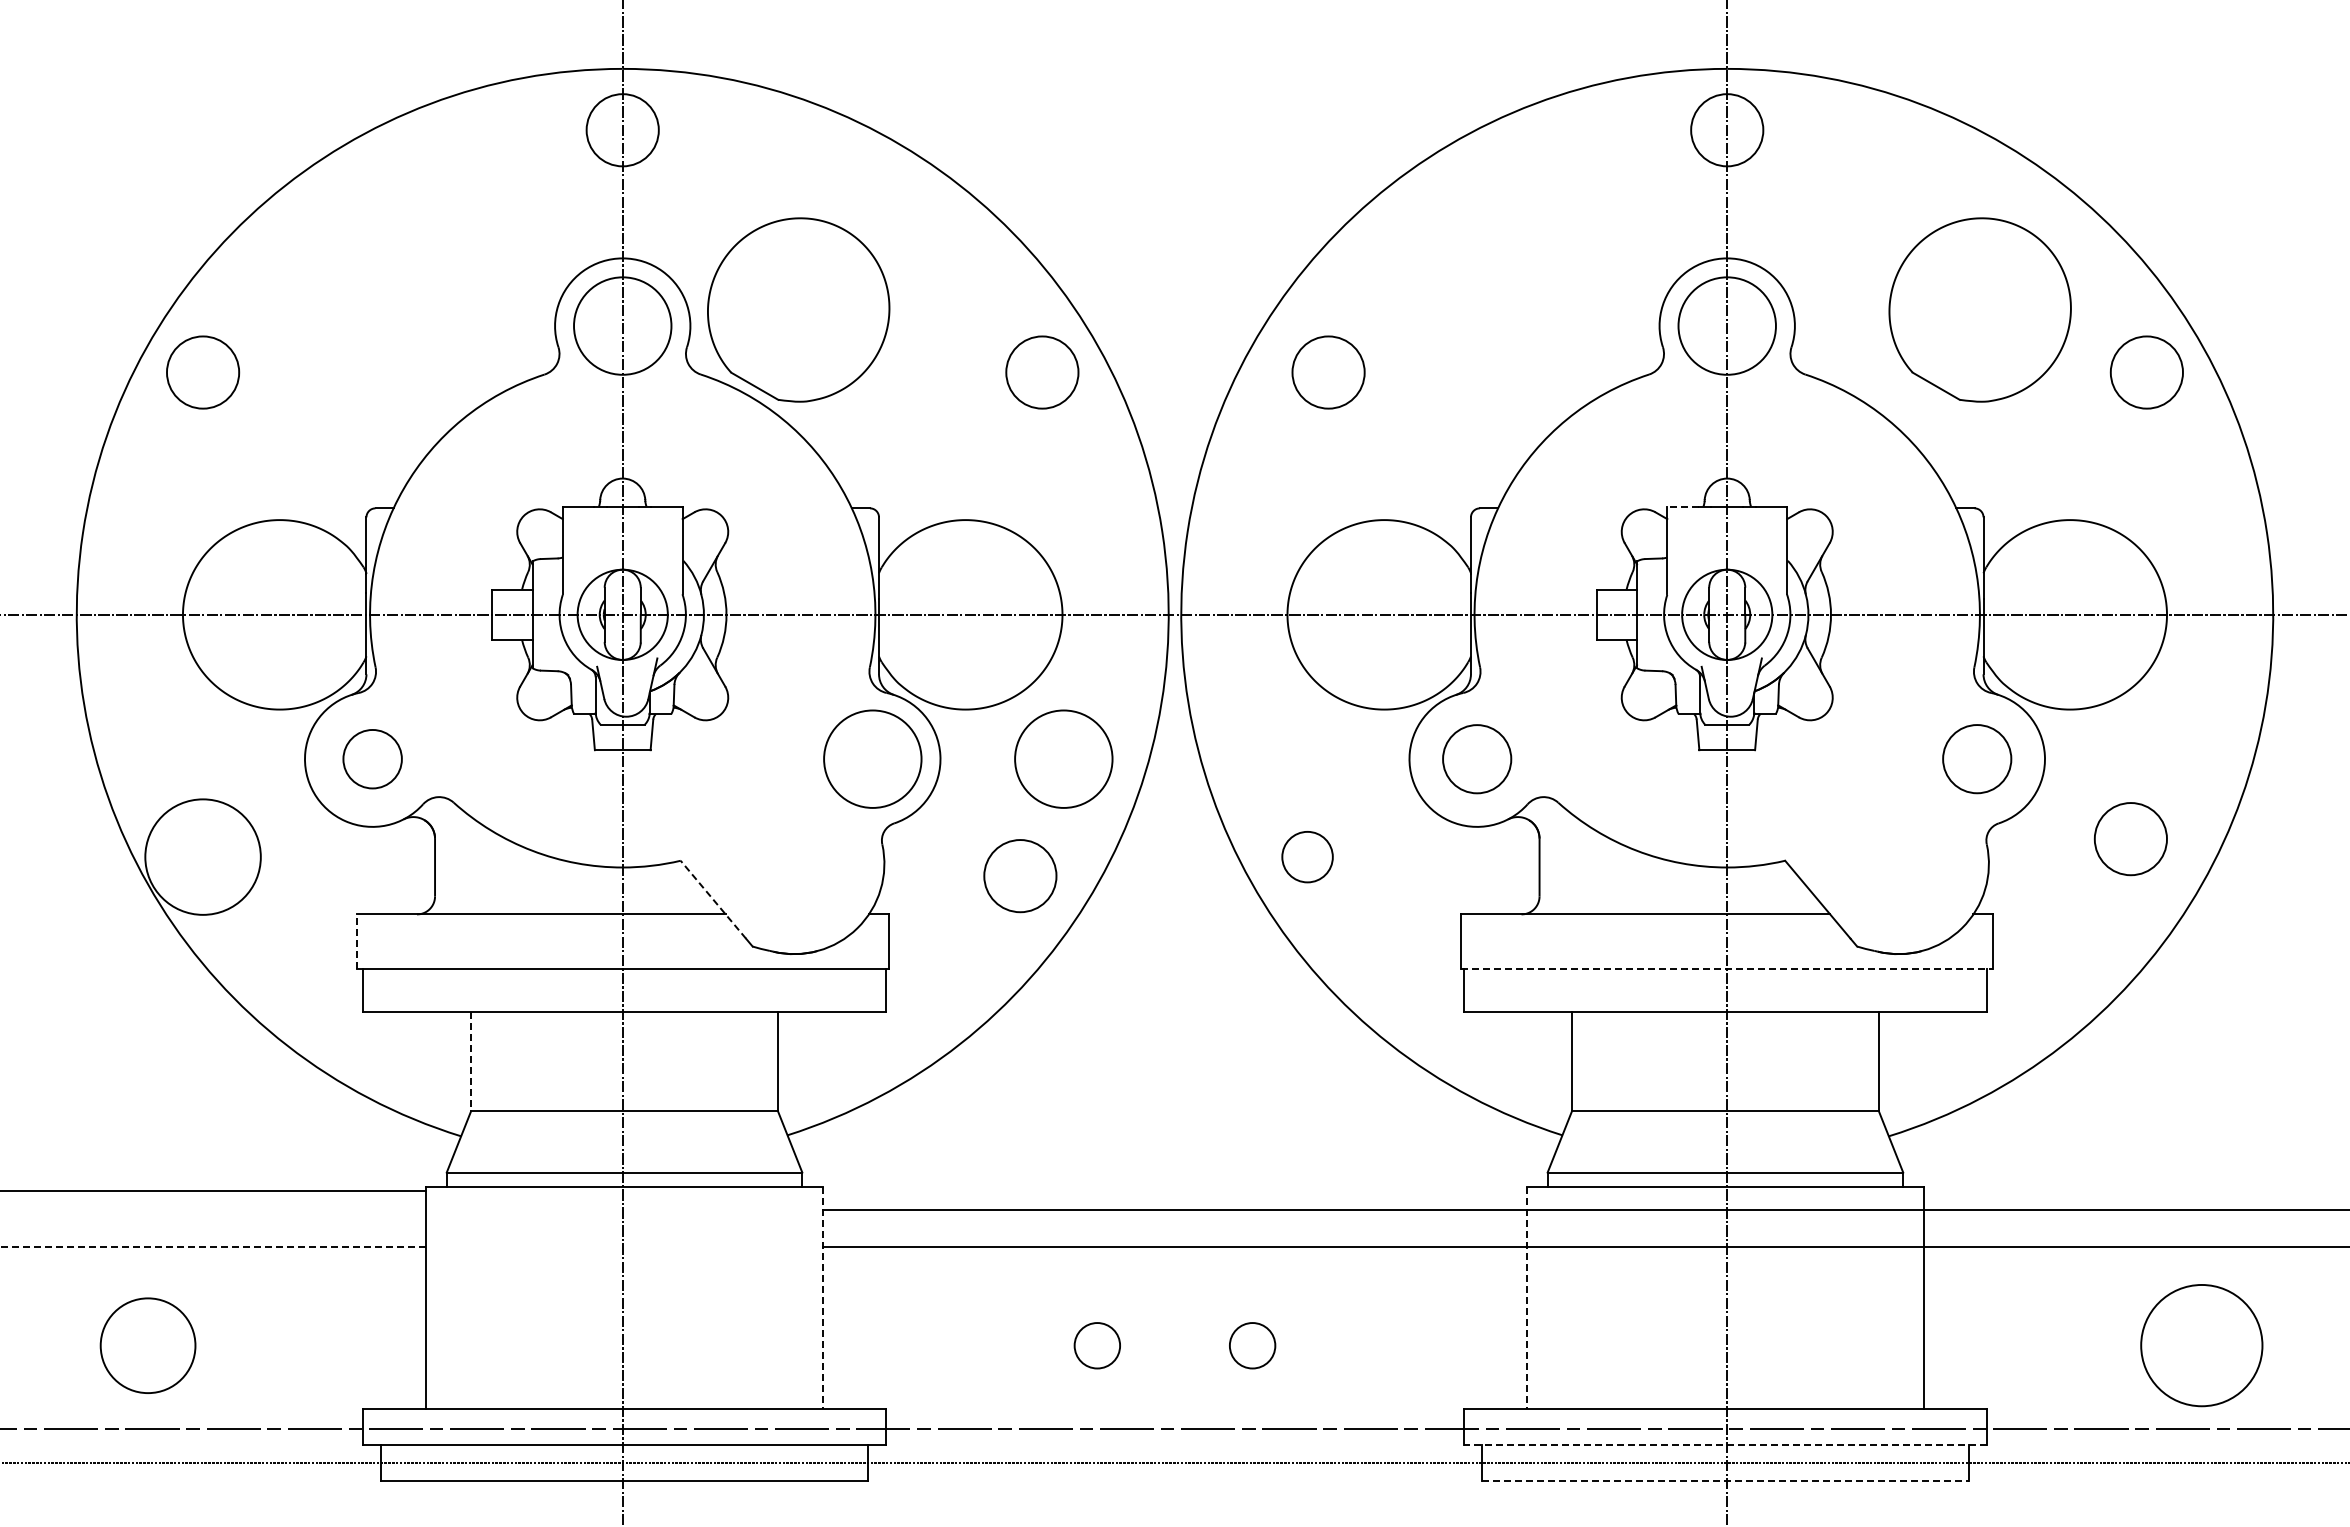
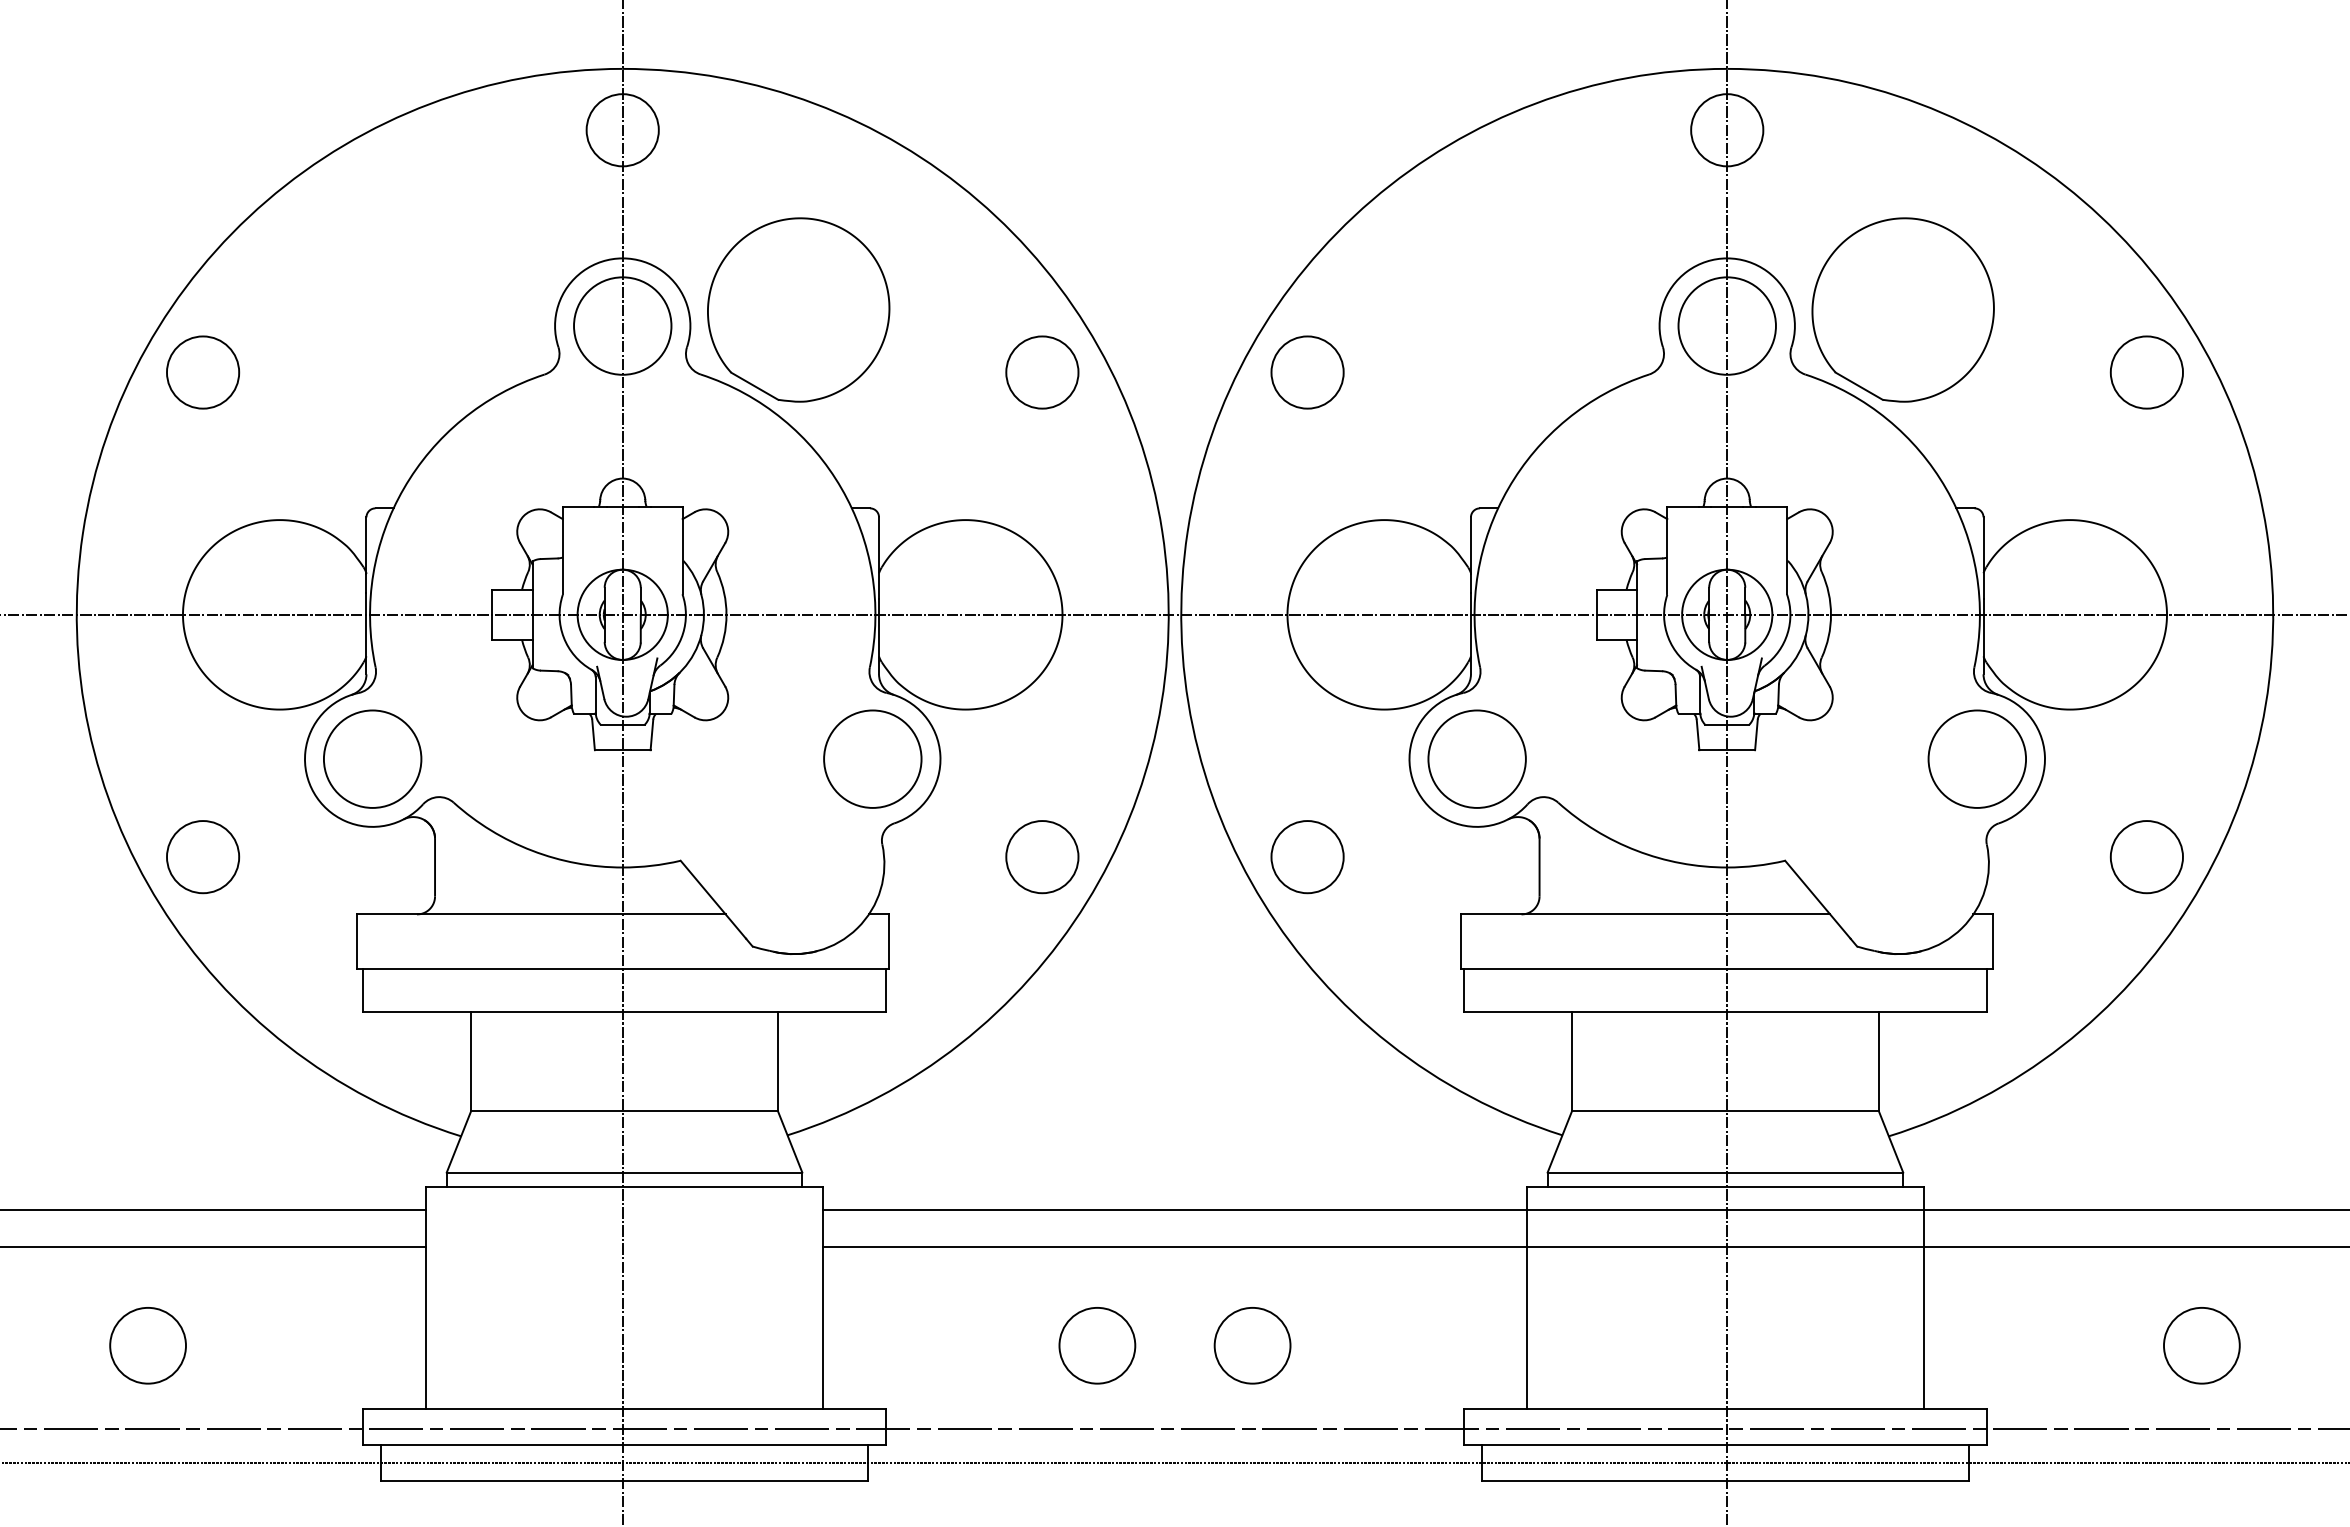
part position: (1979, 309) -> (1902, 309) (1902, 309)
circle position: (1328, 372) -> (1307, 372) (1307, 372)
line: dashed -> solid (1682, 506)
circle diameter: 58 px -> 97 px (372, 758)
circle: present -> none (1063, 758)
circle diameter: 68 px -> 97 px (1476, 758)
circle size: 71x71 px -> 100x100 px (1976, 758)
circle position: (2130, 839) -> (2146, 857) (2146, 857)
circle diameter: 116 px -> 72 px (203, 857)
circle diameter: 51 px -> 72 px (1307, 857)
circle position: (1020, 876) -> (1042, 857) (1042, 857)
line: dashed -> solid (713, 899)
line: dashed -> solid (356, 941)
line: dashed -> solid (1727, 968)
line: dashed -> solid (471, 1061)
line position: (214, 1191) -> (214, 1210) (214, 1210)
line: dashed -> solid (213, 1246)
line: dashed -> solid (823, 1297)
line: dashed -> solid (1526, 1297)
circle diameter: 95 px -> 76 px (148, 1345)
circle diameter: 45 px -> 76 px (1097, 1345)
circle diameter: 45 px -> 76 px (1252, 1345)
circle size: 124x124 px -> 78x78 px (2201, 1345)
line: dashed -> solid (1725, 1445)
line: dashed -> solid (1725, 1481)
